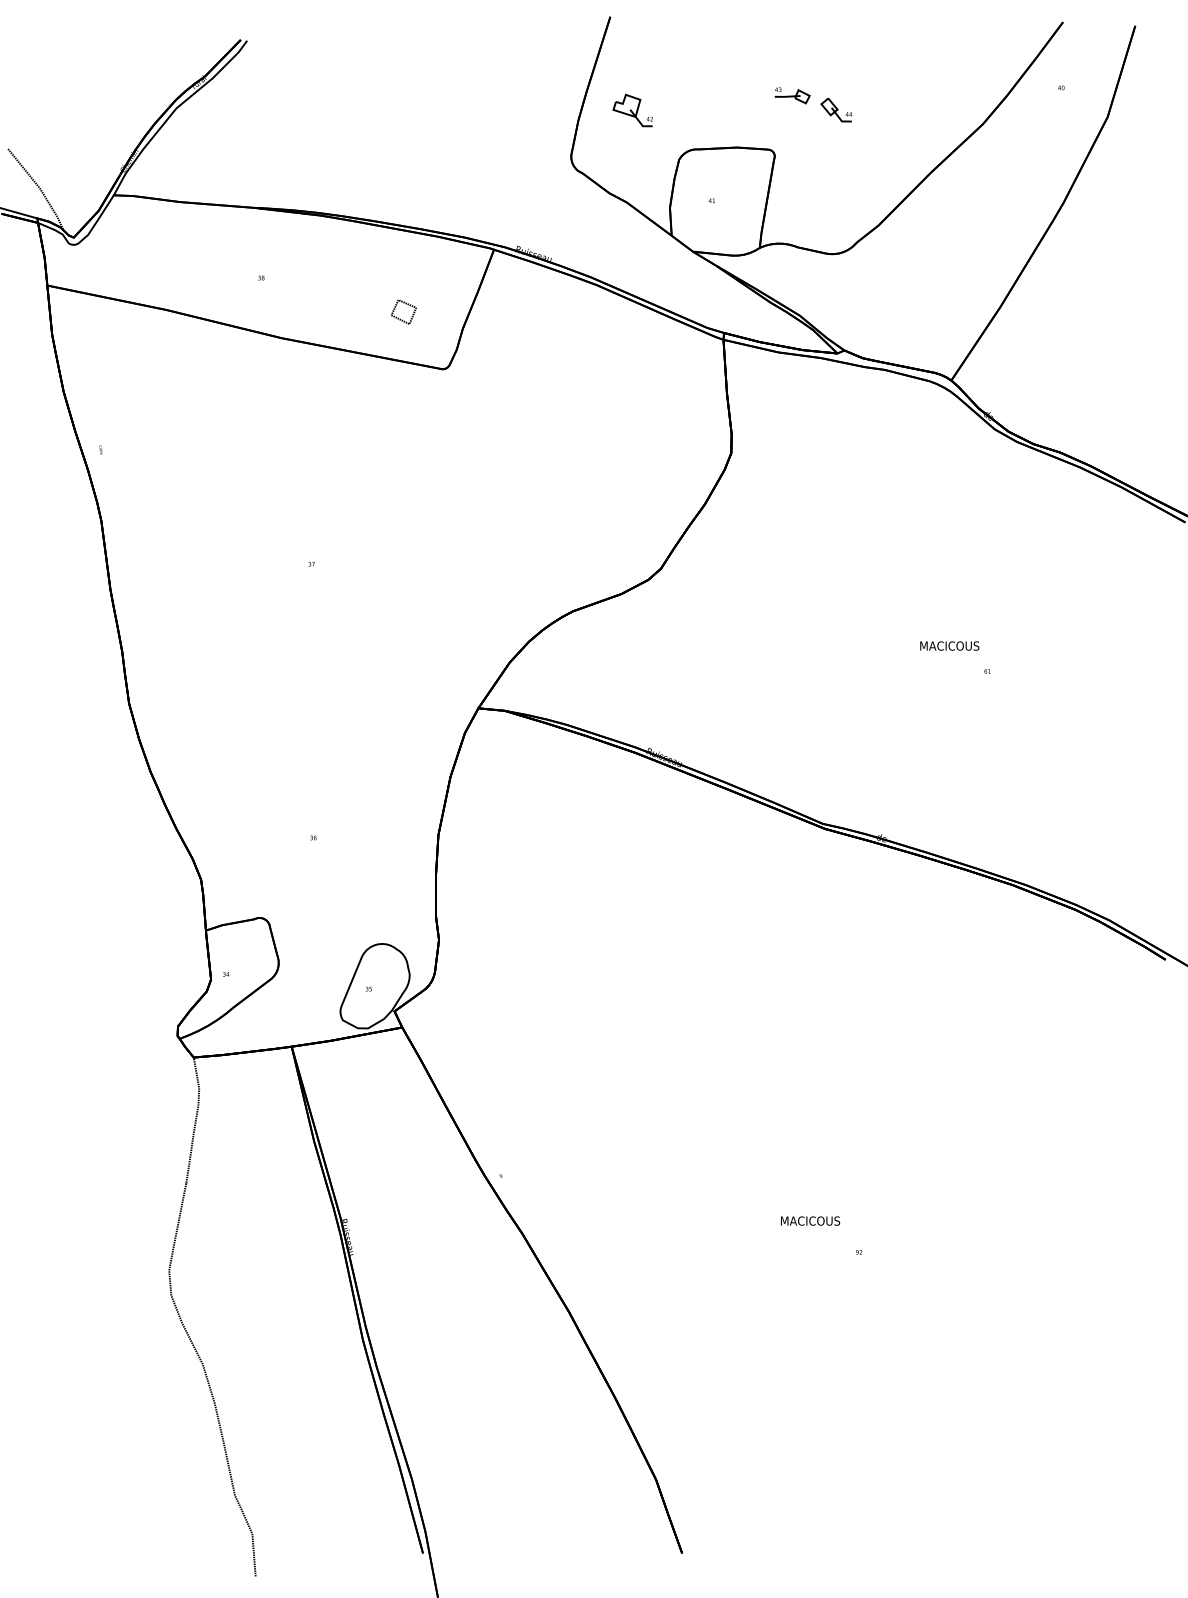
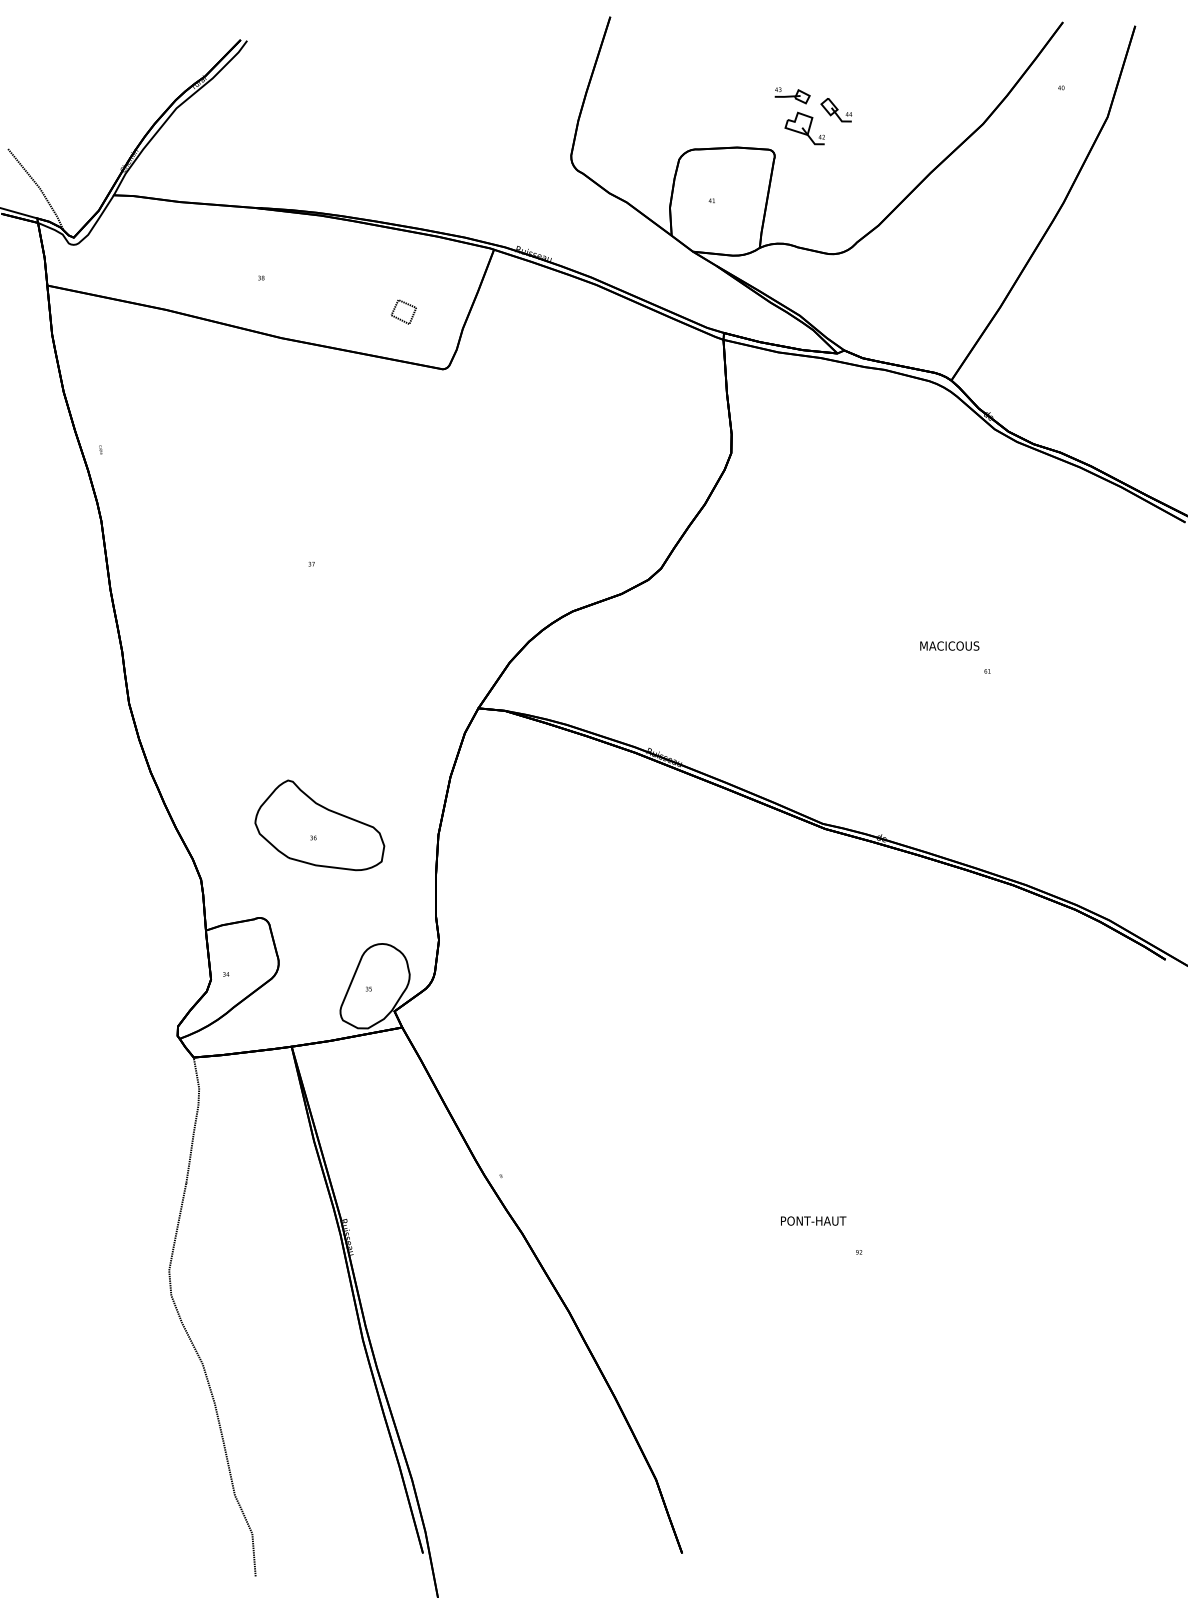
part position: (632, 110) -> (804, 128) (804, 128)
part: none -> present (319, 825)
text: MACICOUS -> PONT-HAUT (814, 1220)
